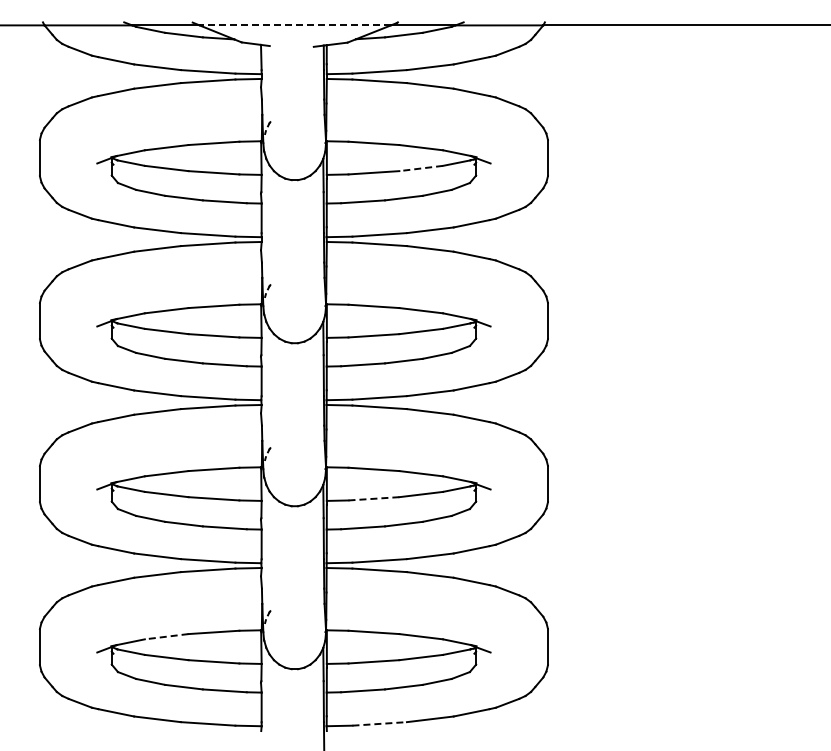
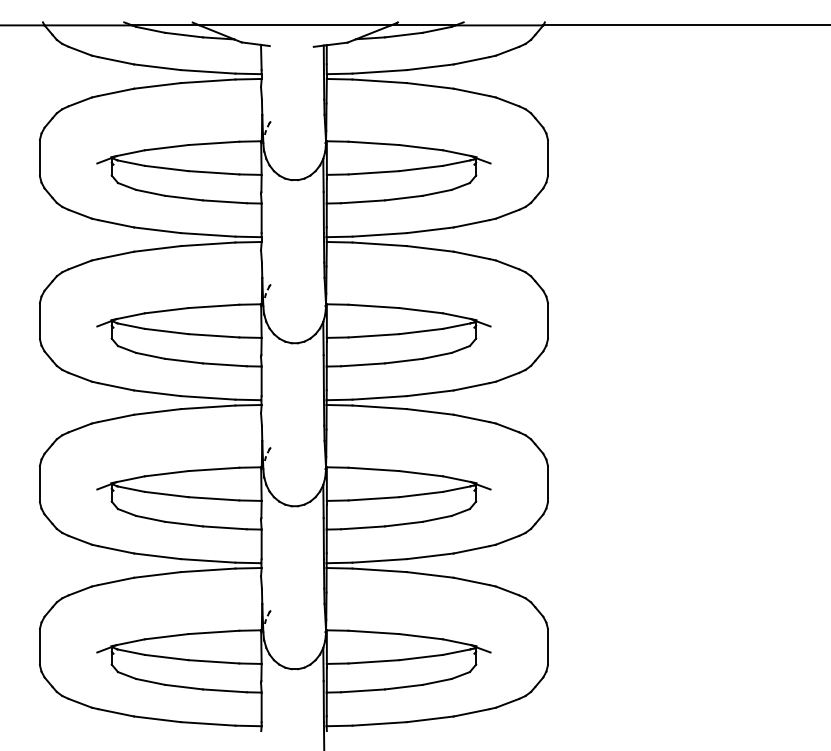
line: dashed -> solid (295, 25)
line: dashed -> solid (421, 168)
line: dashed -> solid (373, 498)
line: dashed -> solid (166, 636)
line: dashed -> solid (380, 723)
